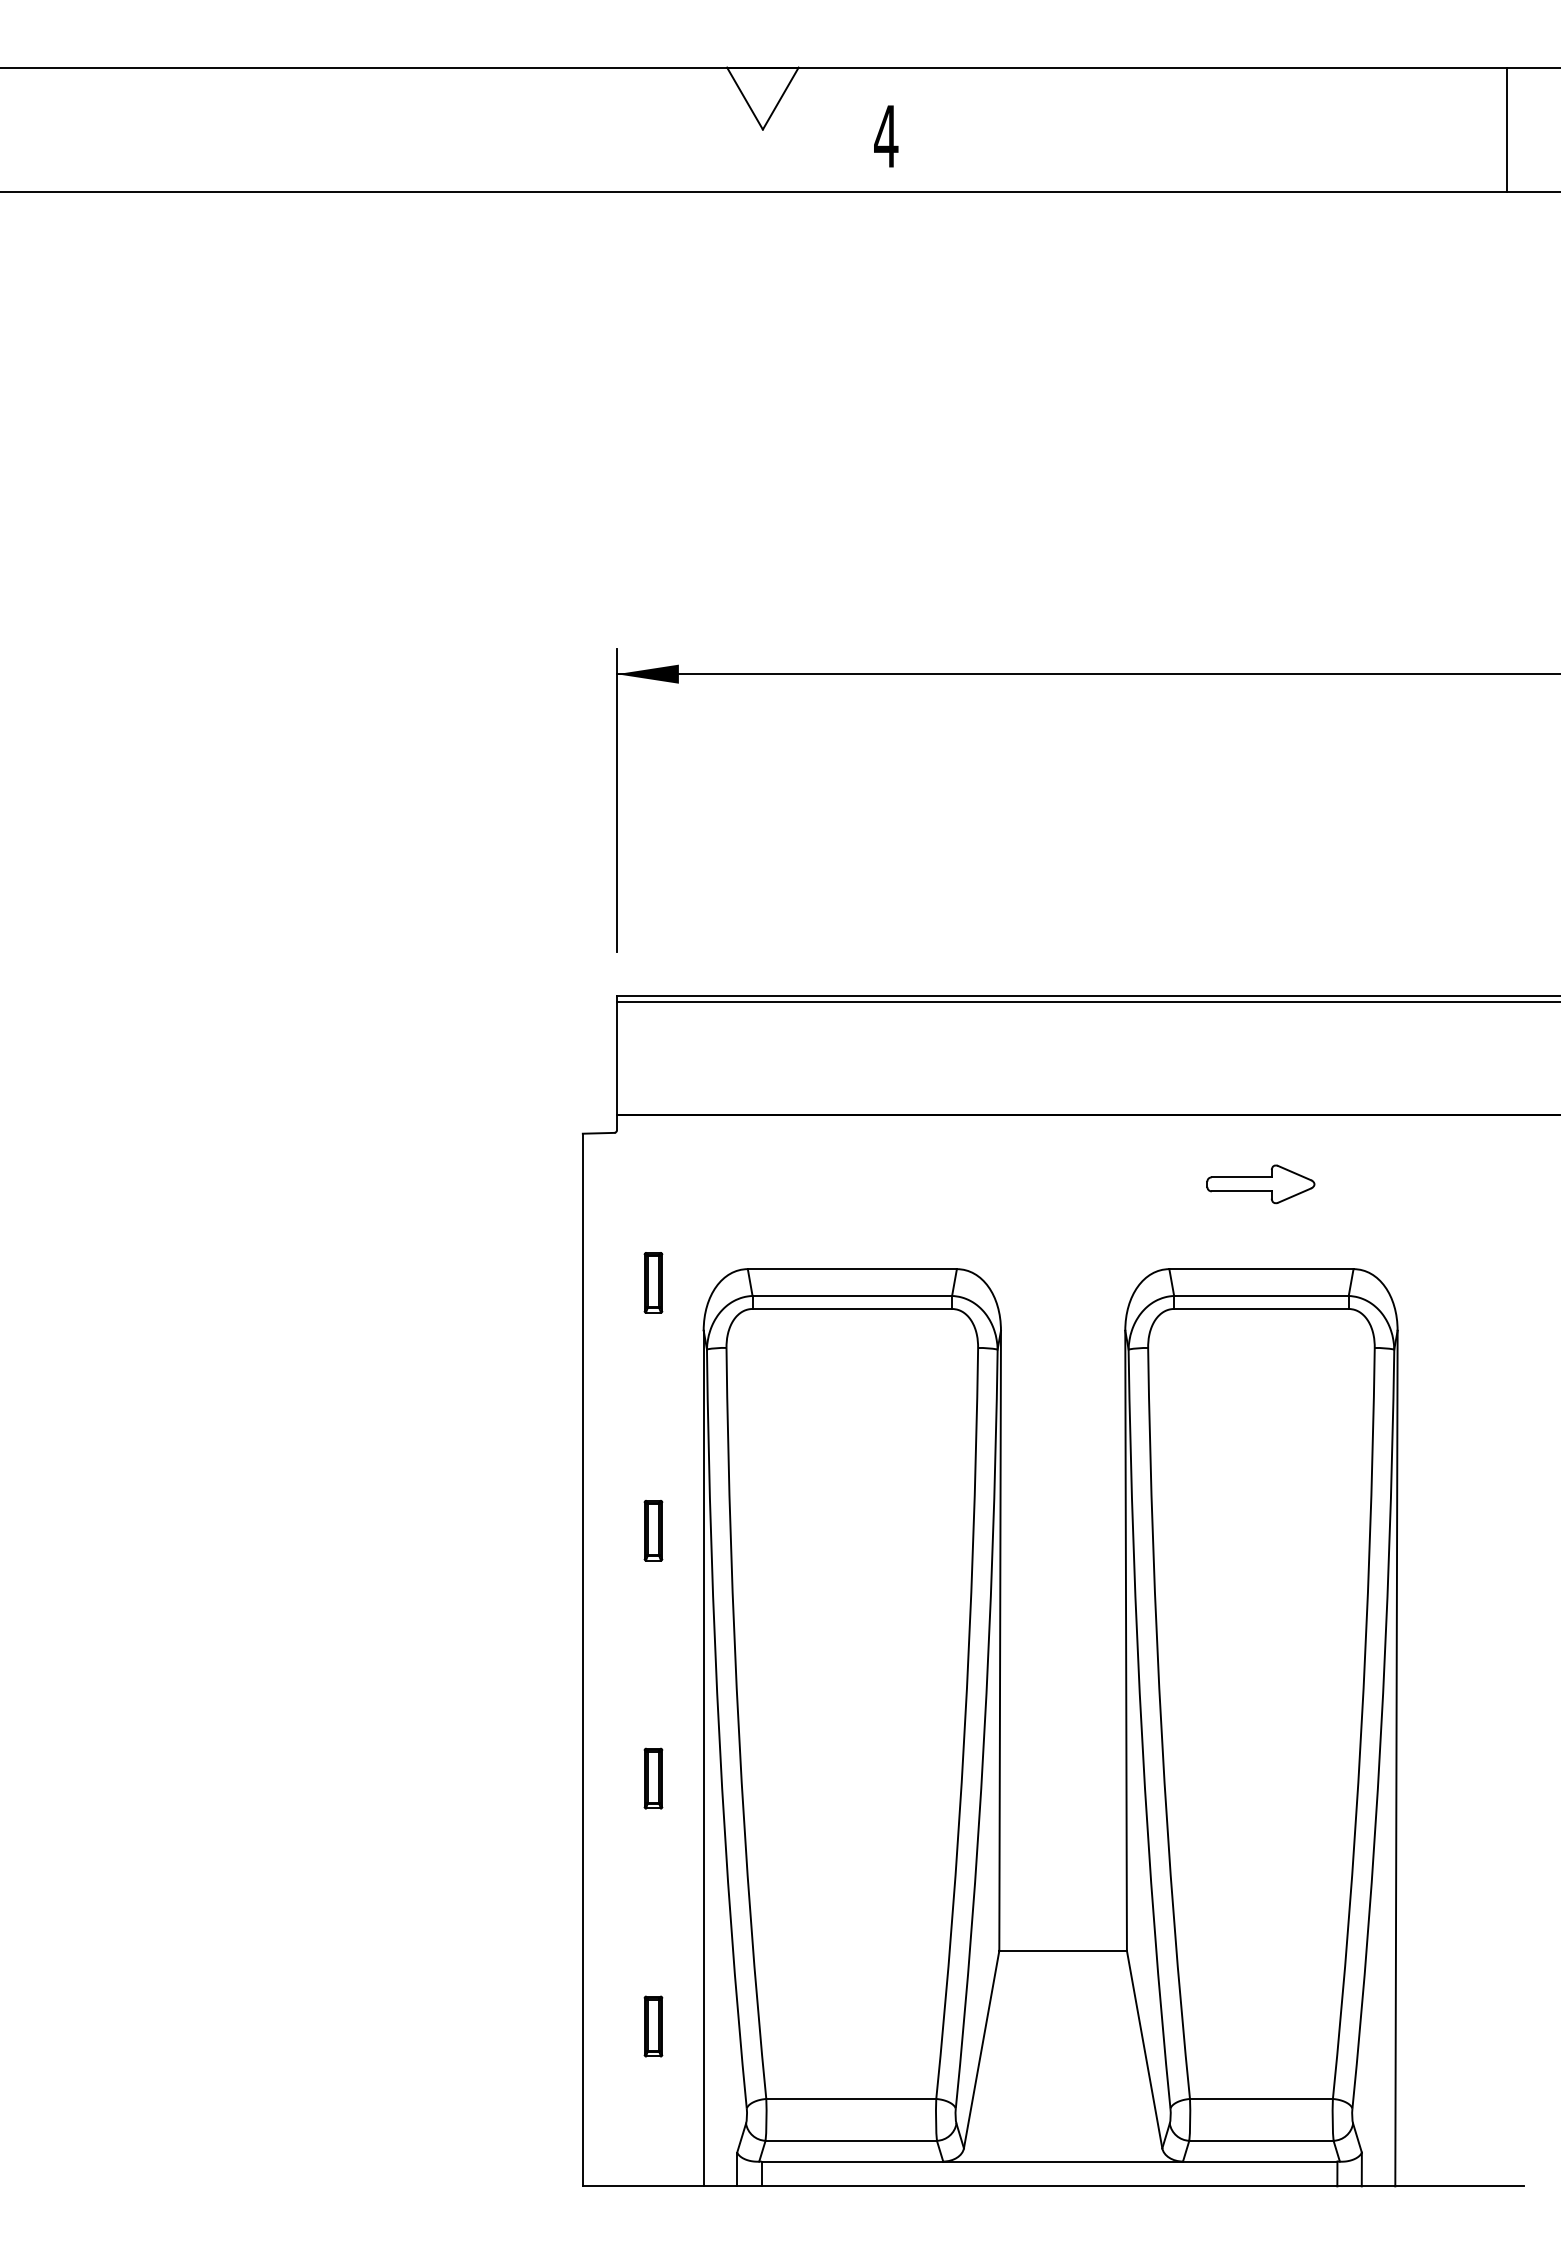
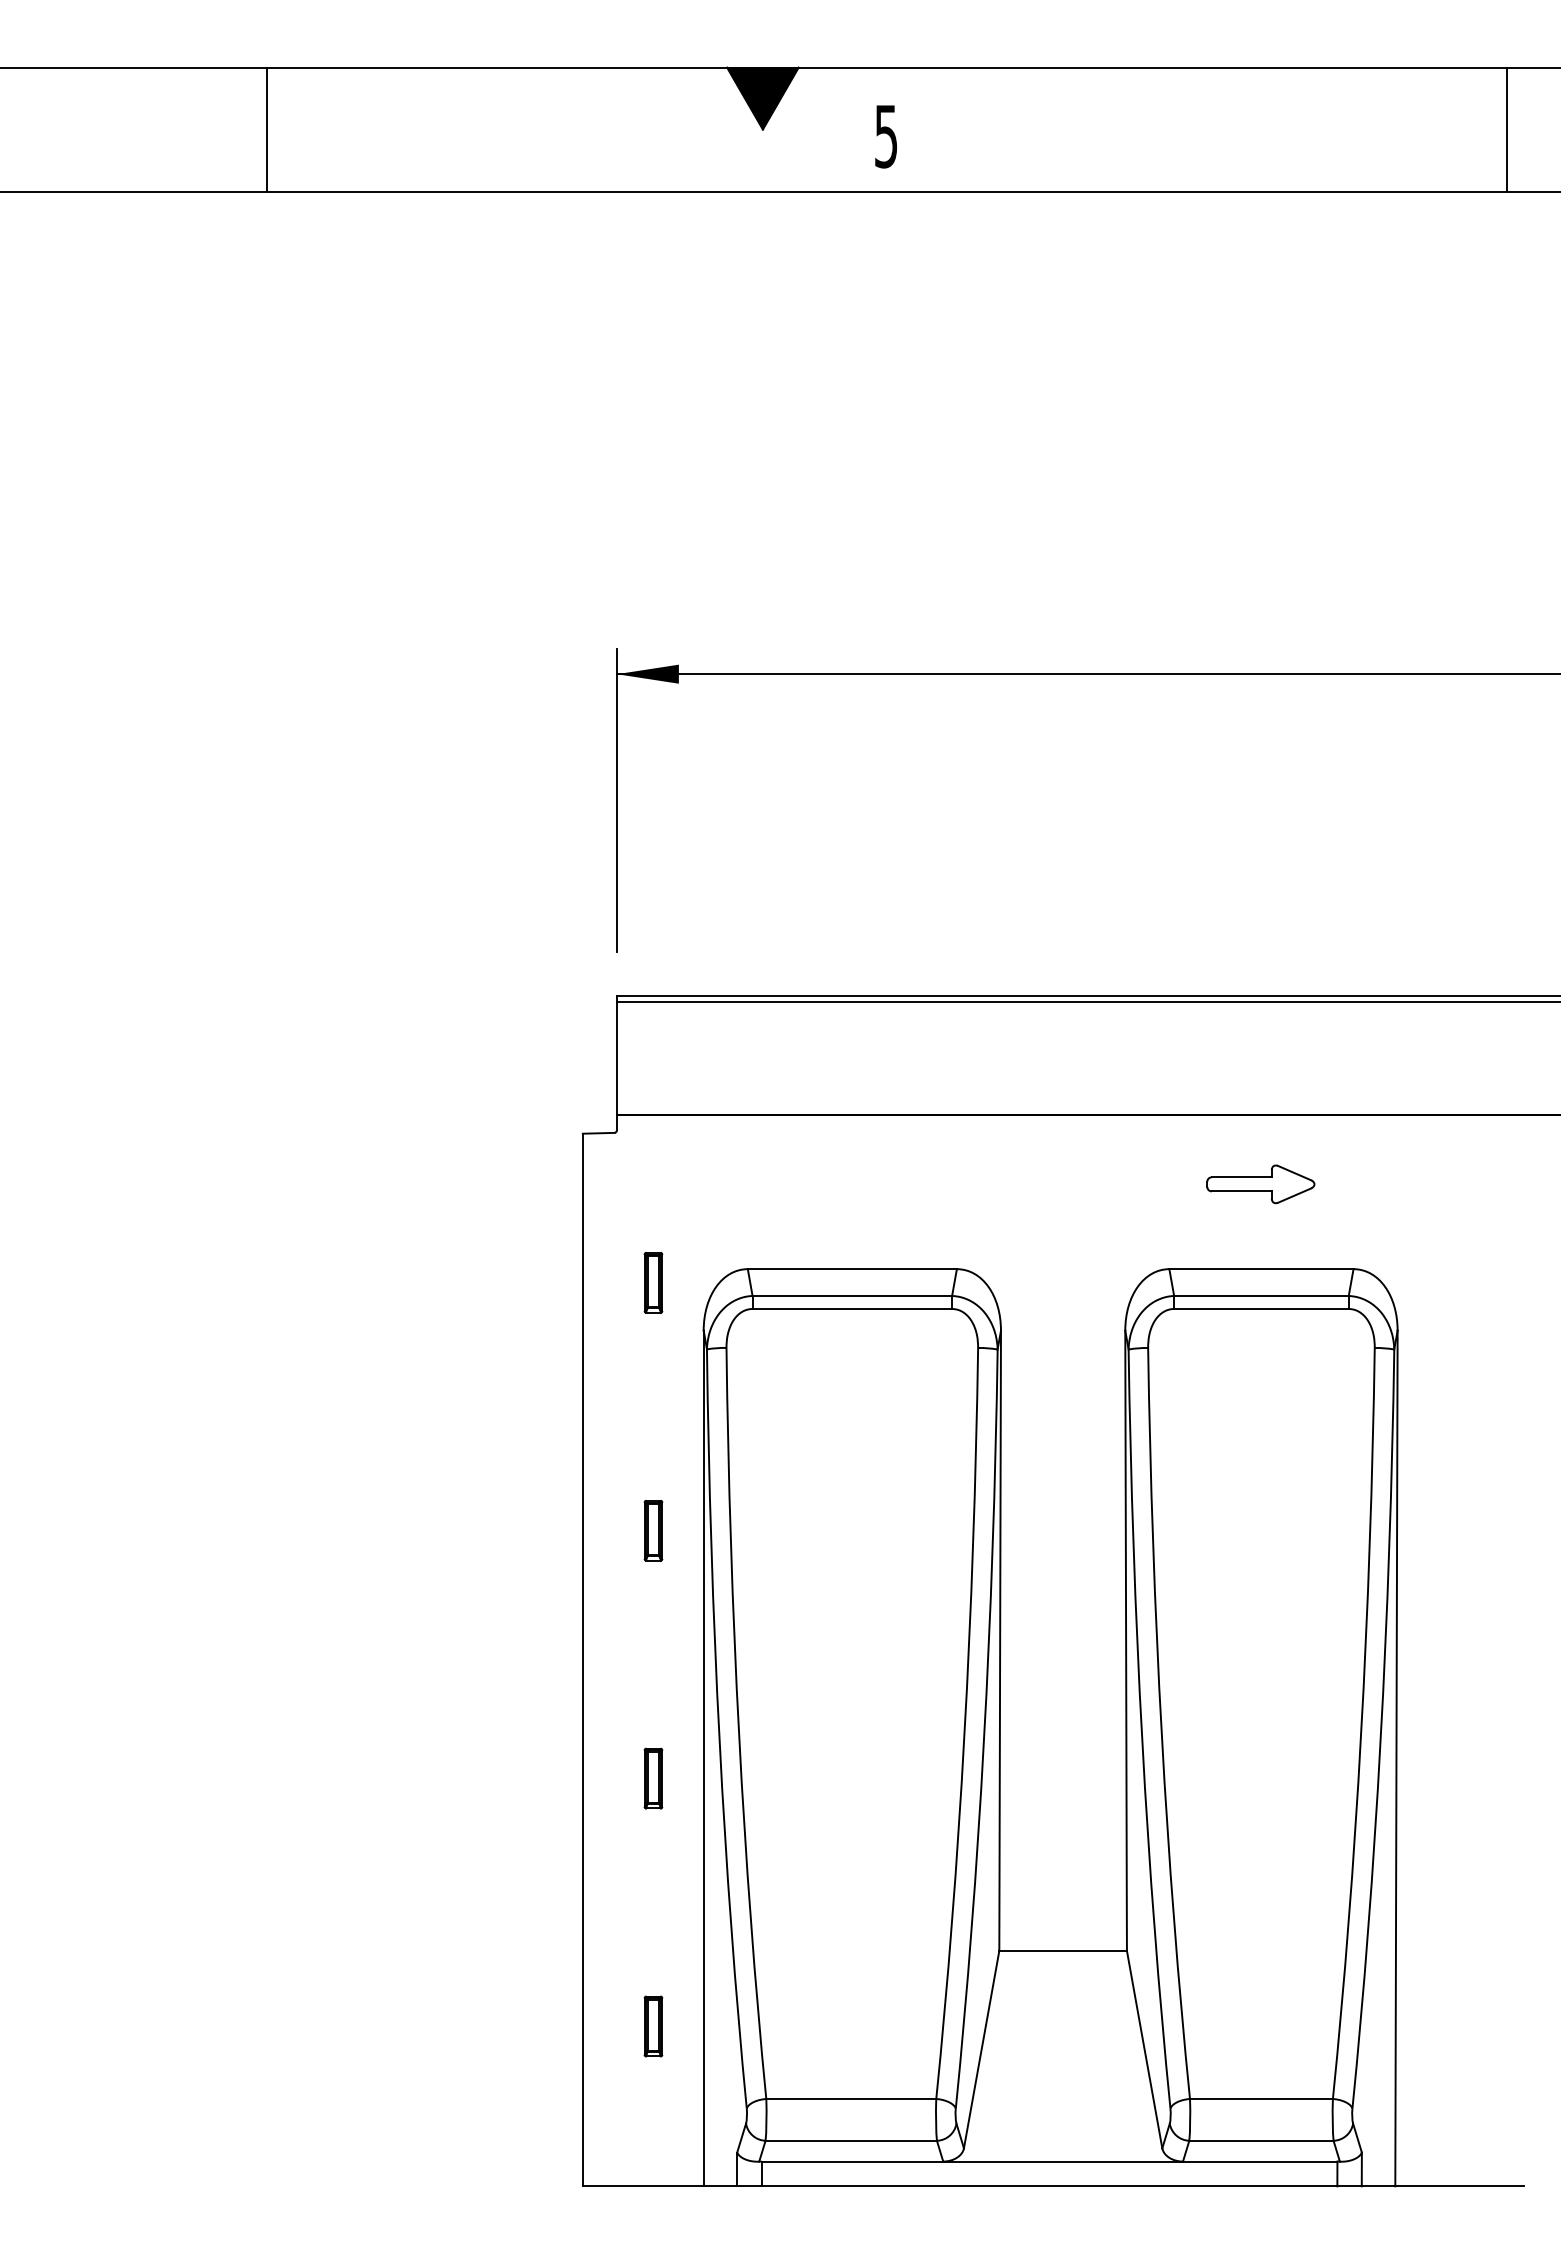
fill: none -> present (762, 98)
line: none -> present (267, 129)
text: 4 -> 5 (886, 136)
